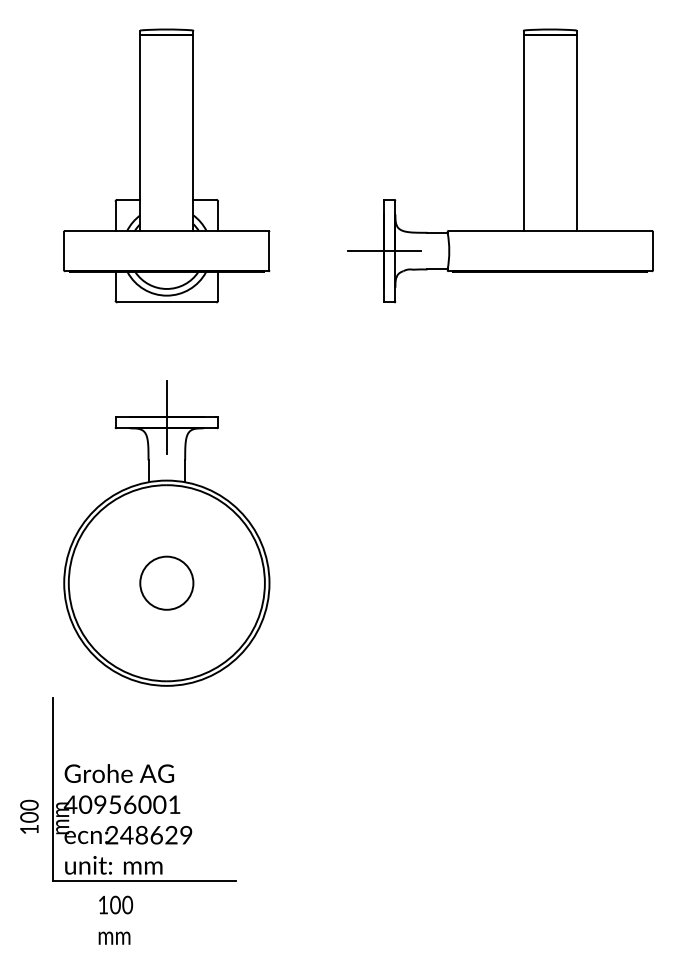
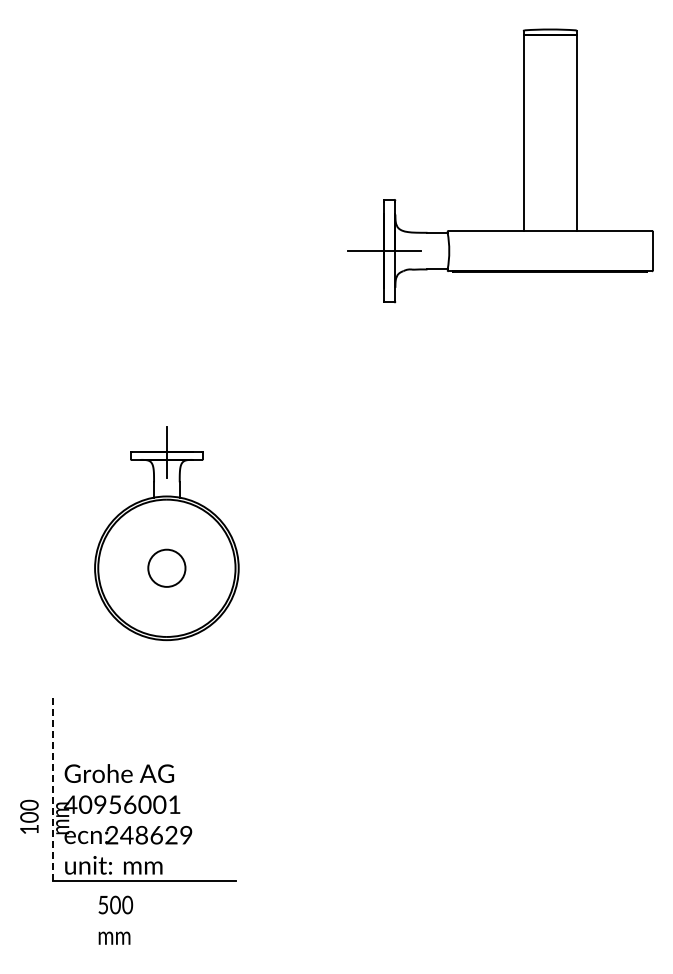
part: present -> none (166, 165)
part size: 208x307 px -> 146x216 px (166, 533)
line: solid -> dashed (52, 789)
text: 100 -> 500 (102, 904)
